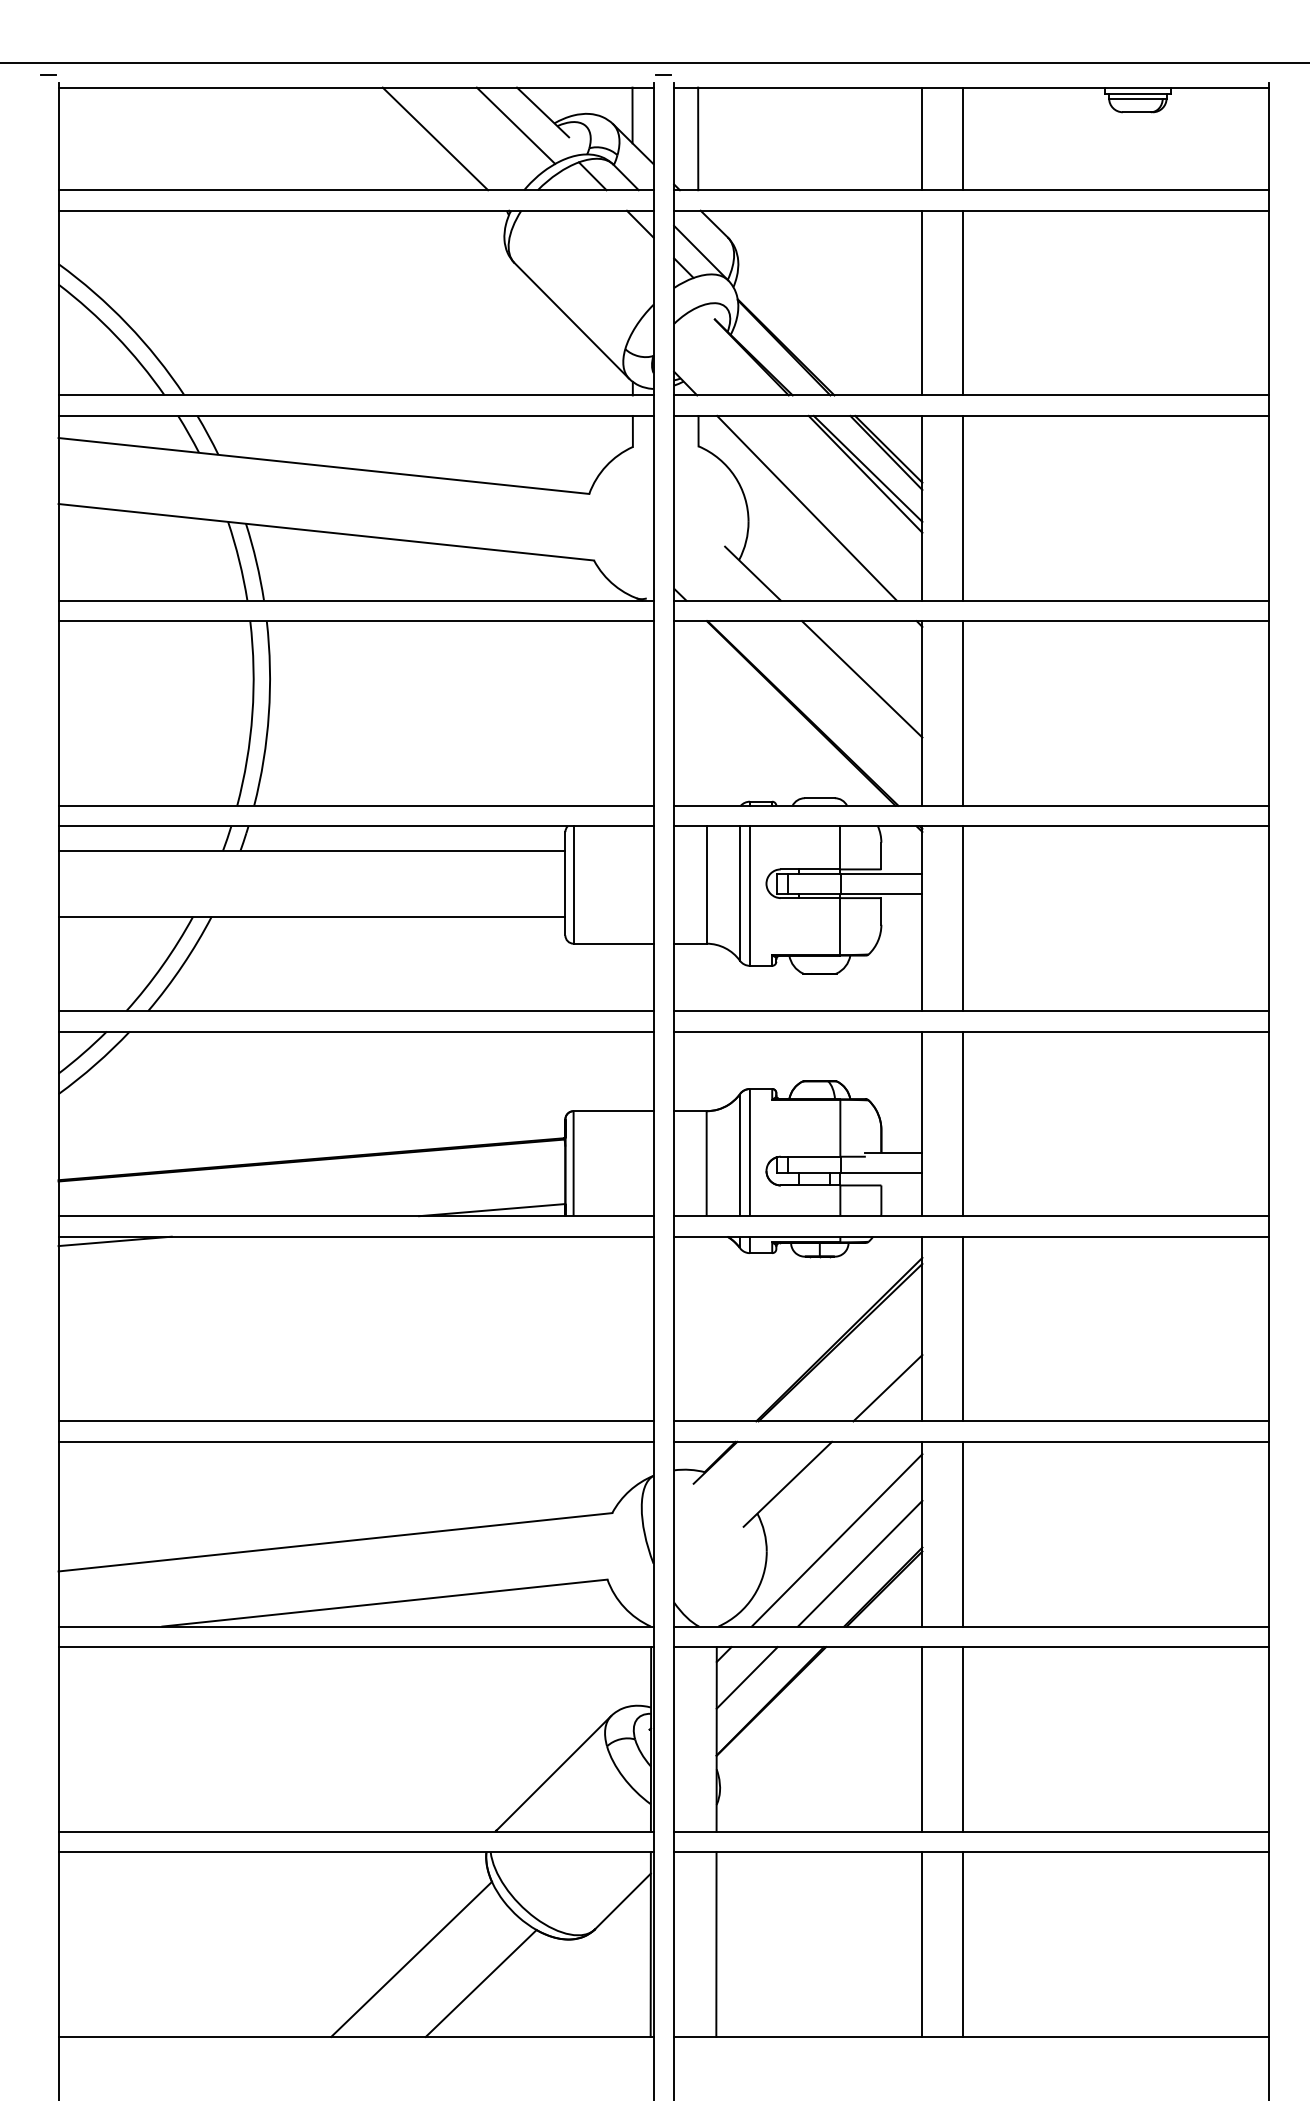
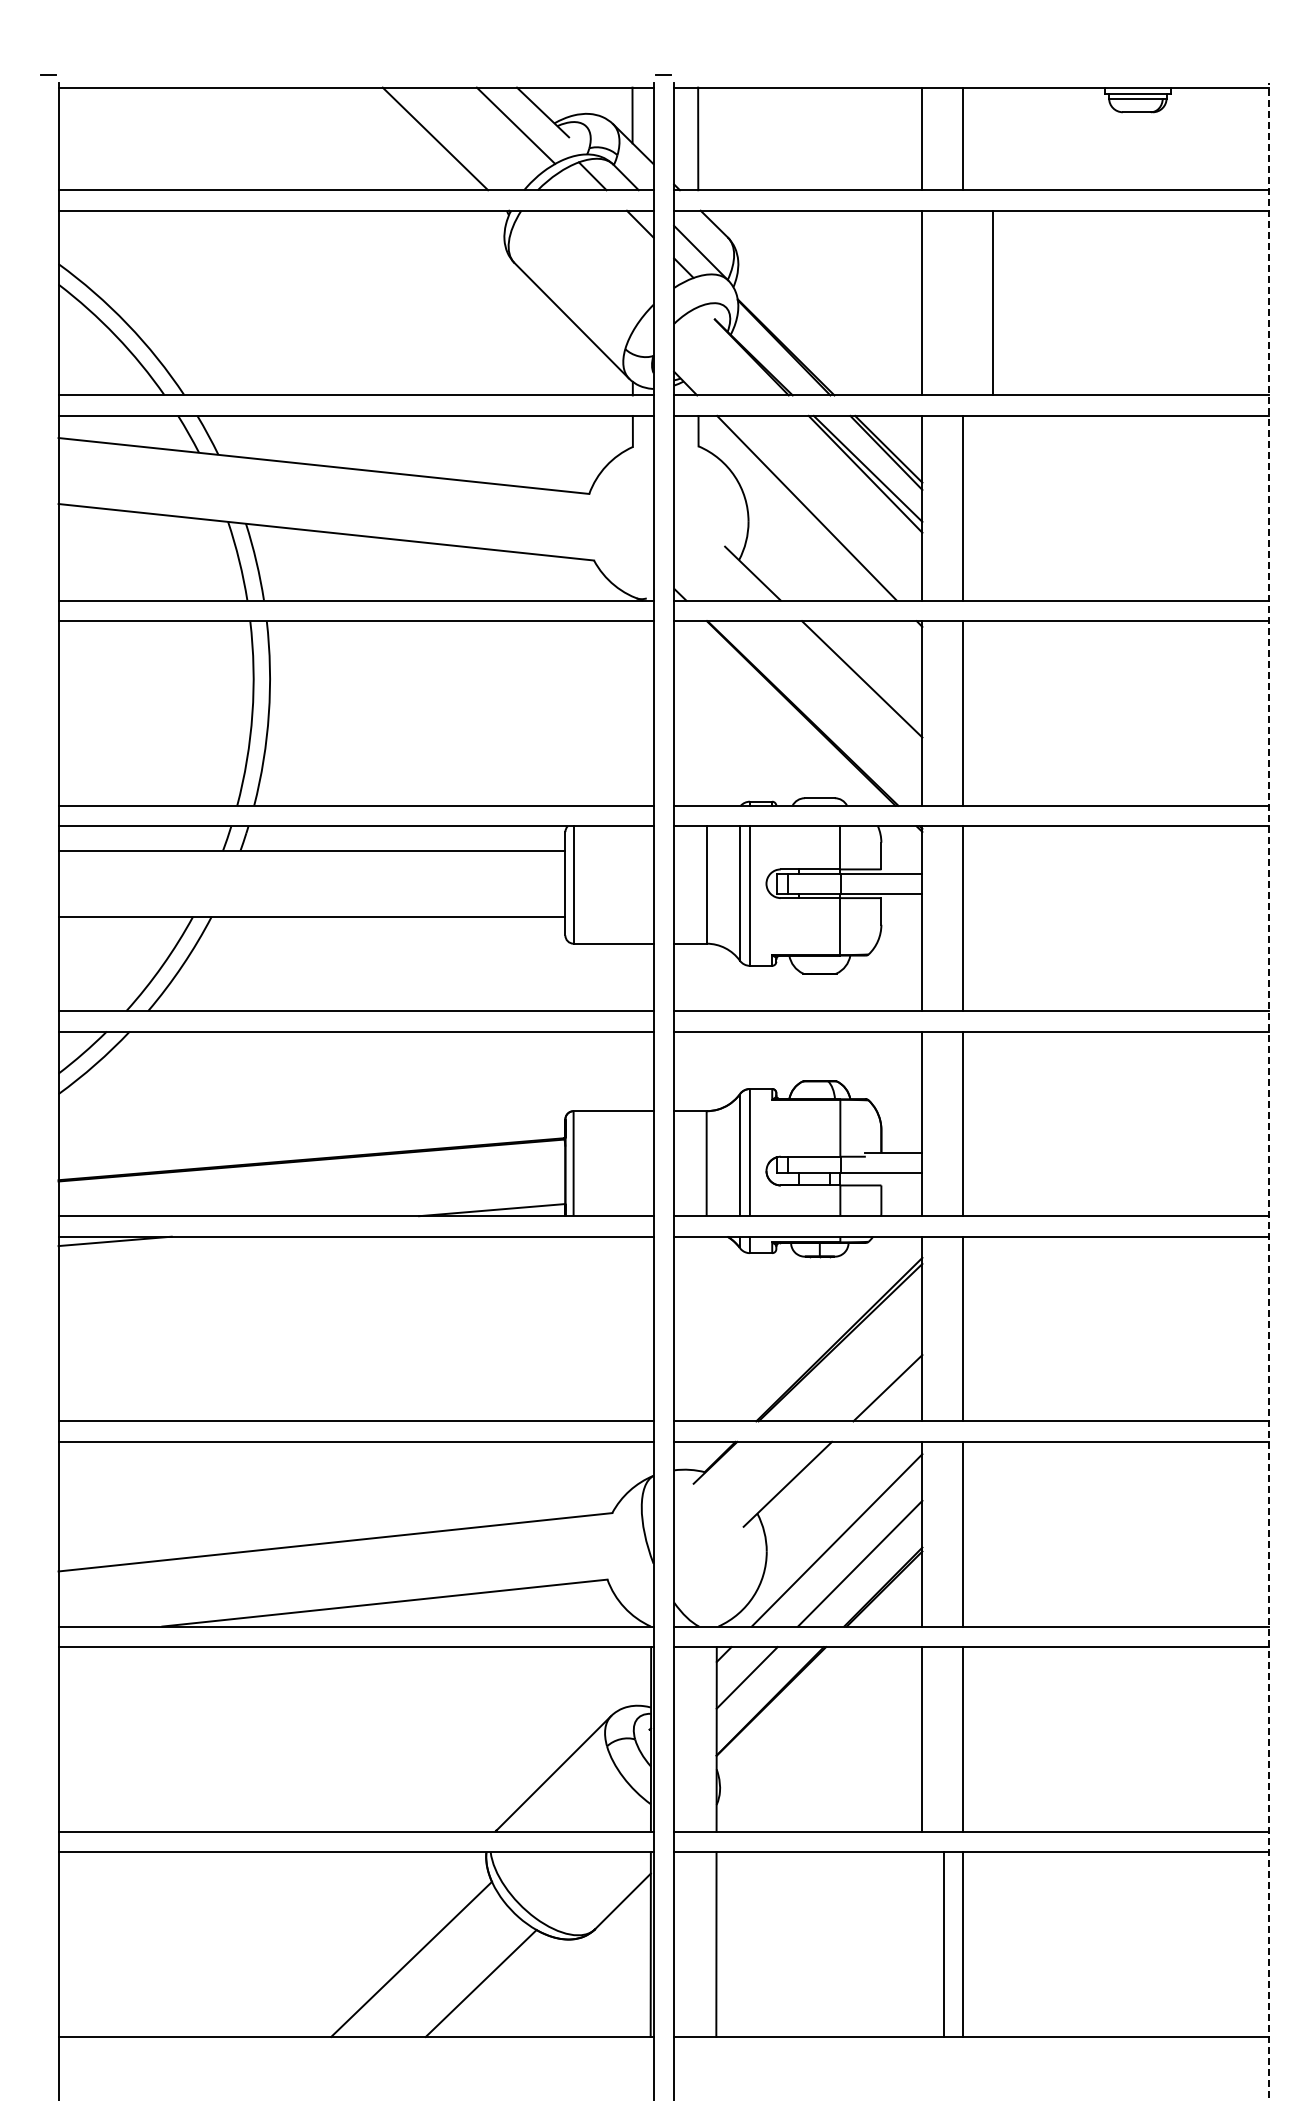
line: present -> none (654, 63)
line position: (963, 302) -> (993, 302) (993, 302)
line: solid -> dashed (1269, 1091)
line position: (922, 1944) -> (944, 1944) (944, 1944)
